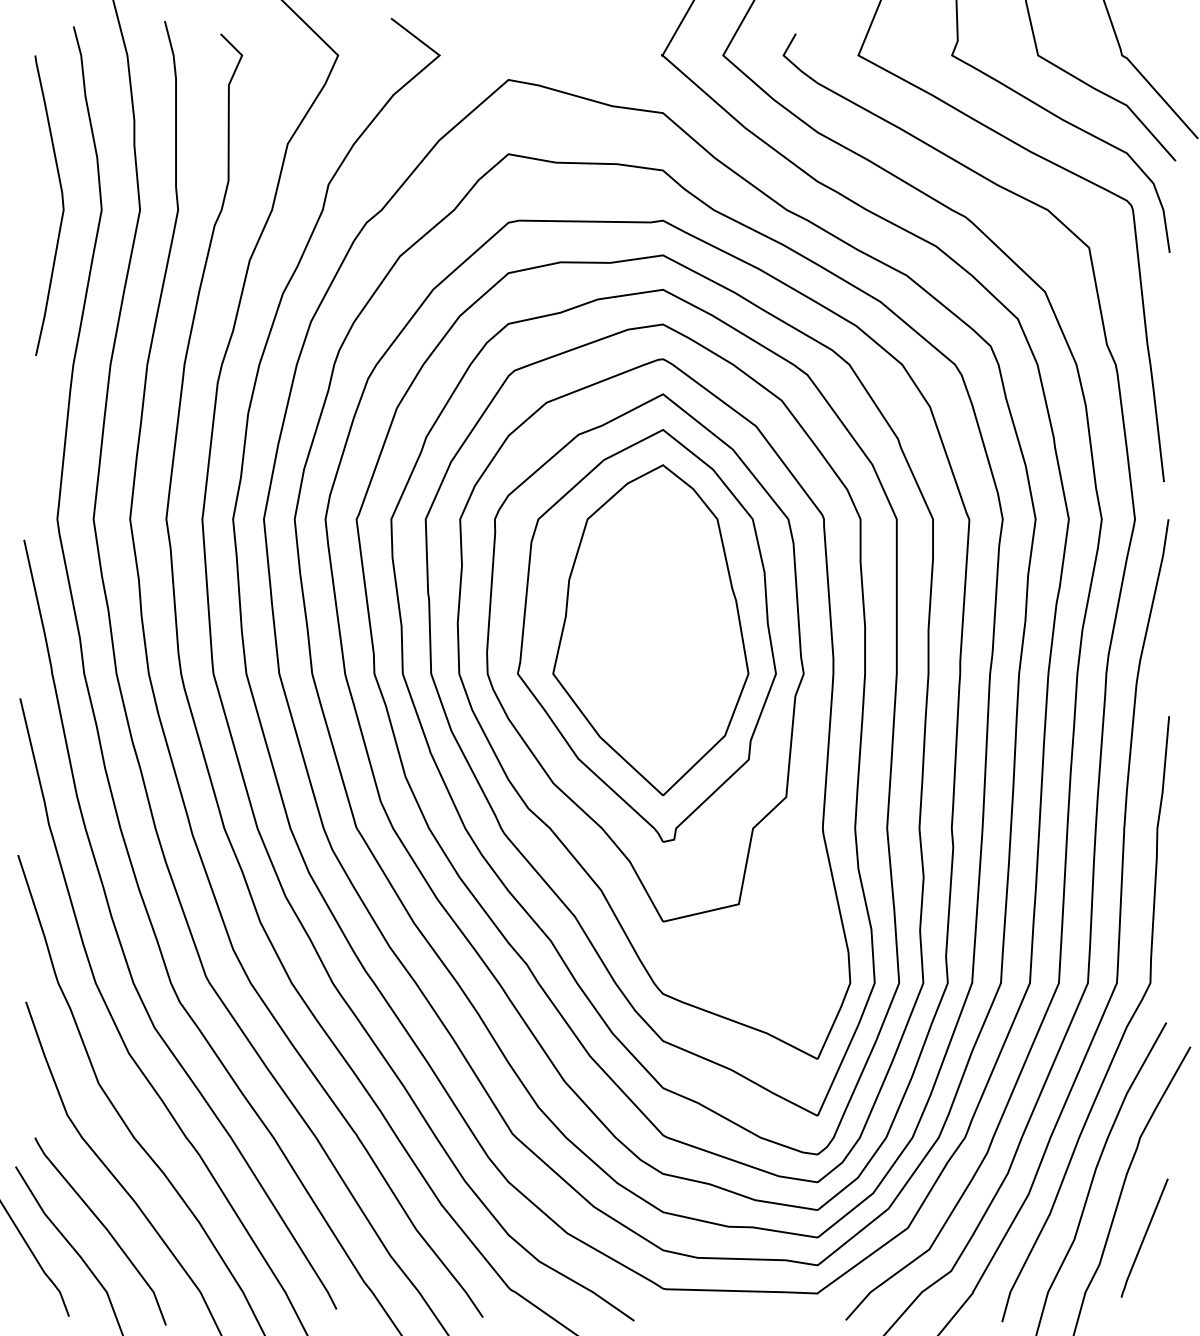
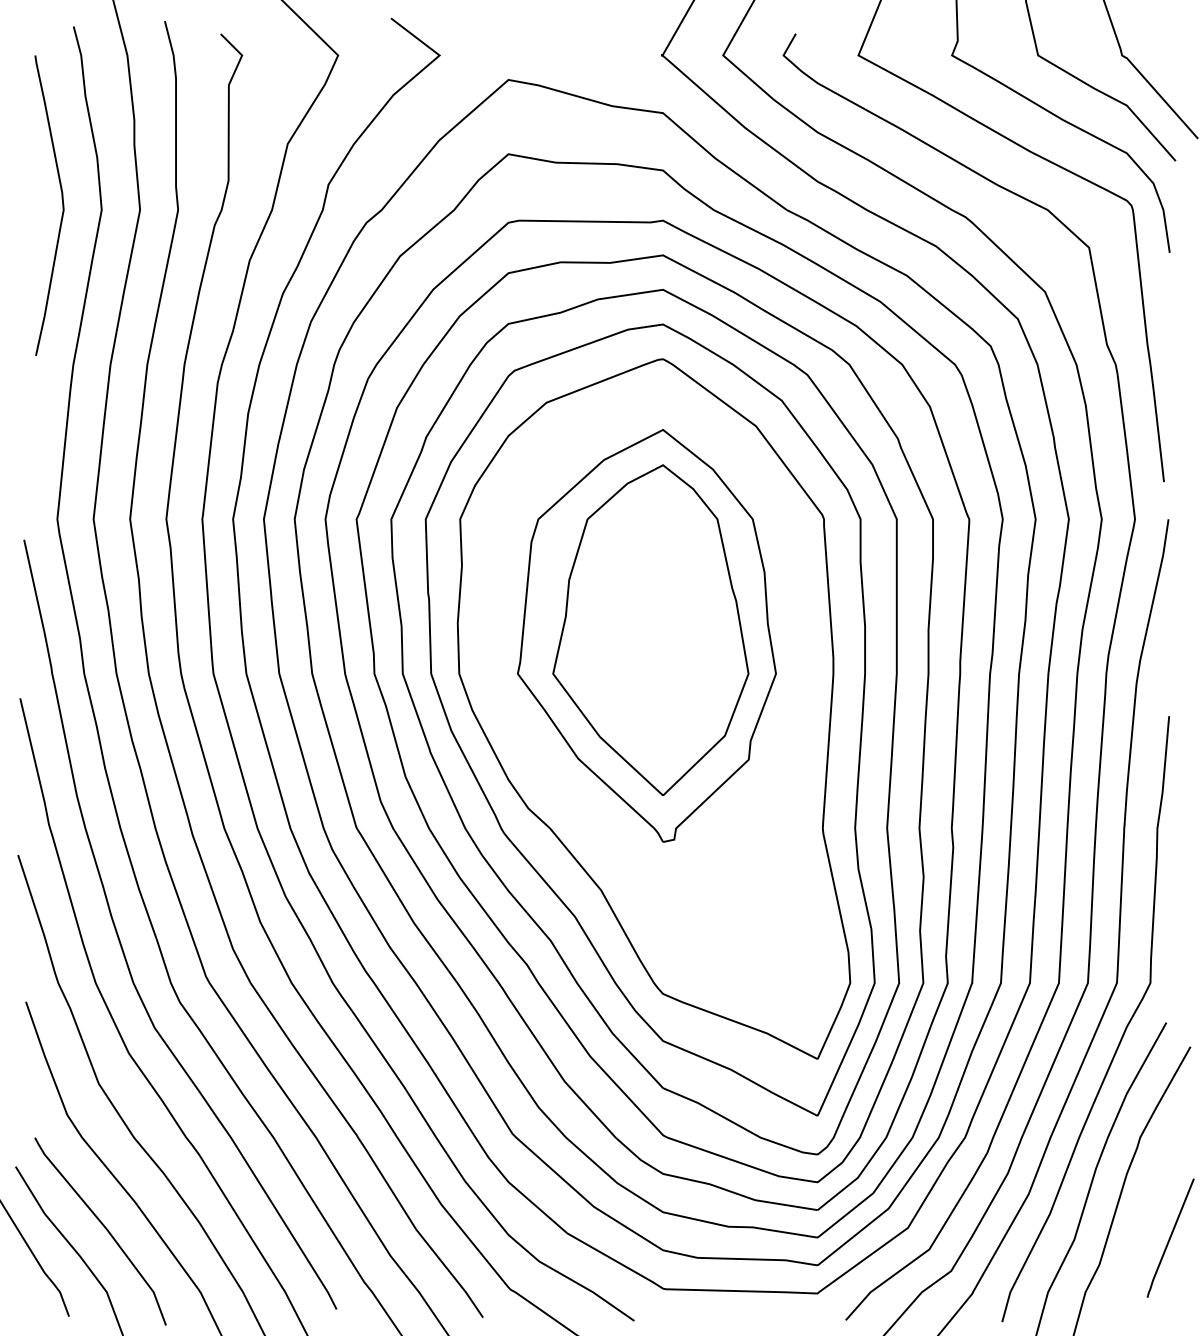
part: present -> none (645, 657)
line position: (1144, 1237) -> (1170, 1237) (1170, 1237)
